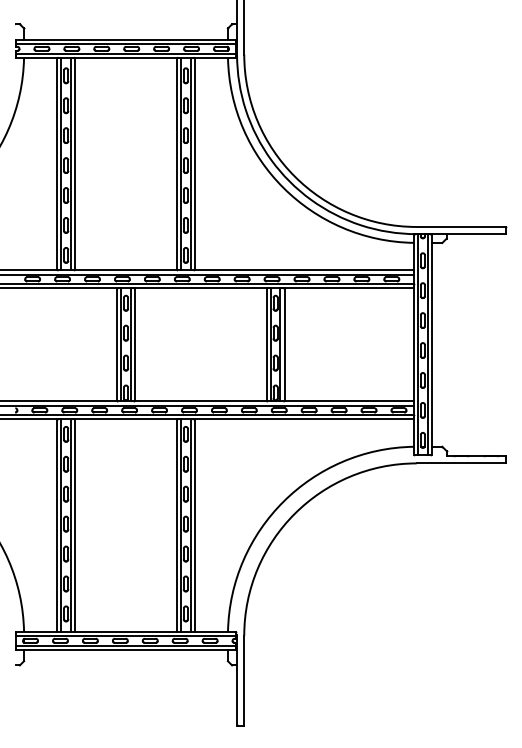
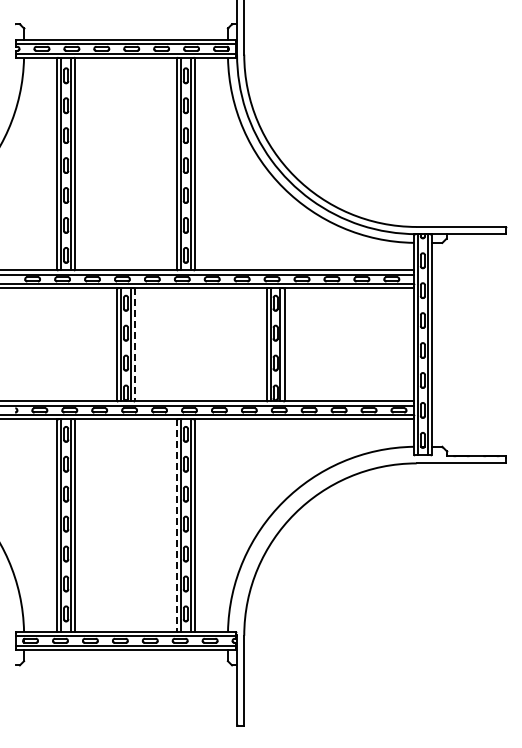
line: solid -> dashed (135, 344)
line: solid -> dashed (176, 526)
